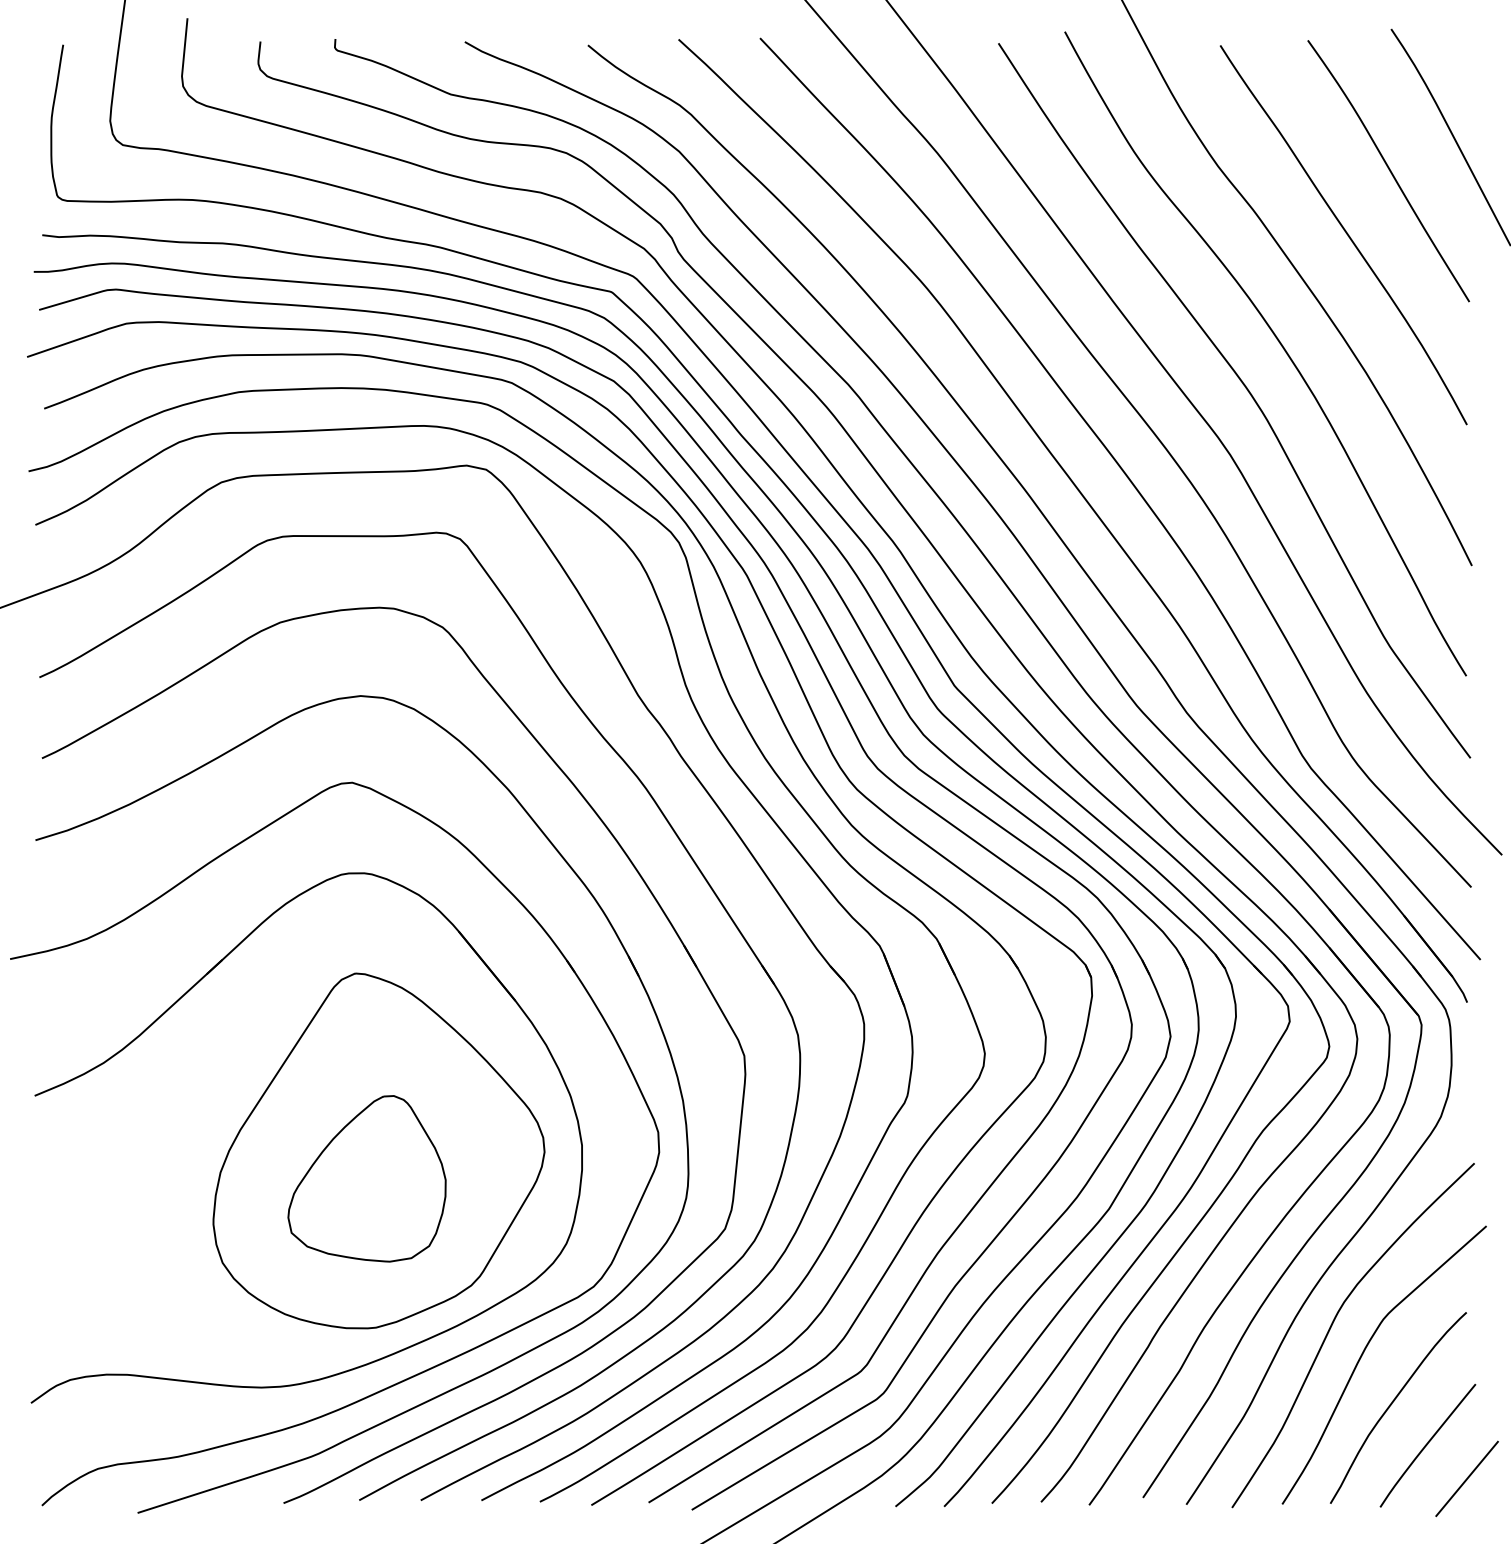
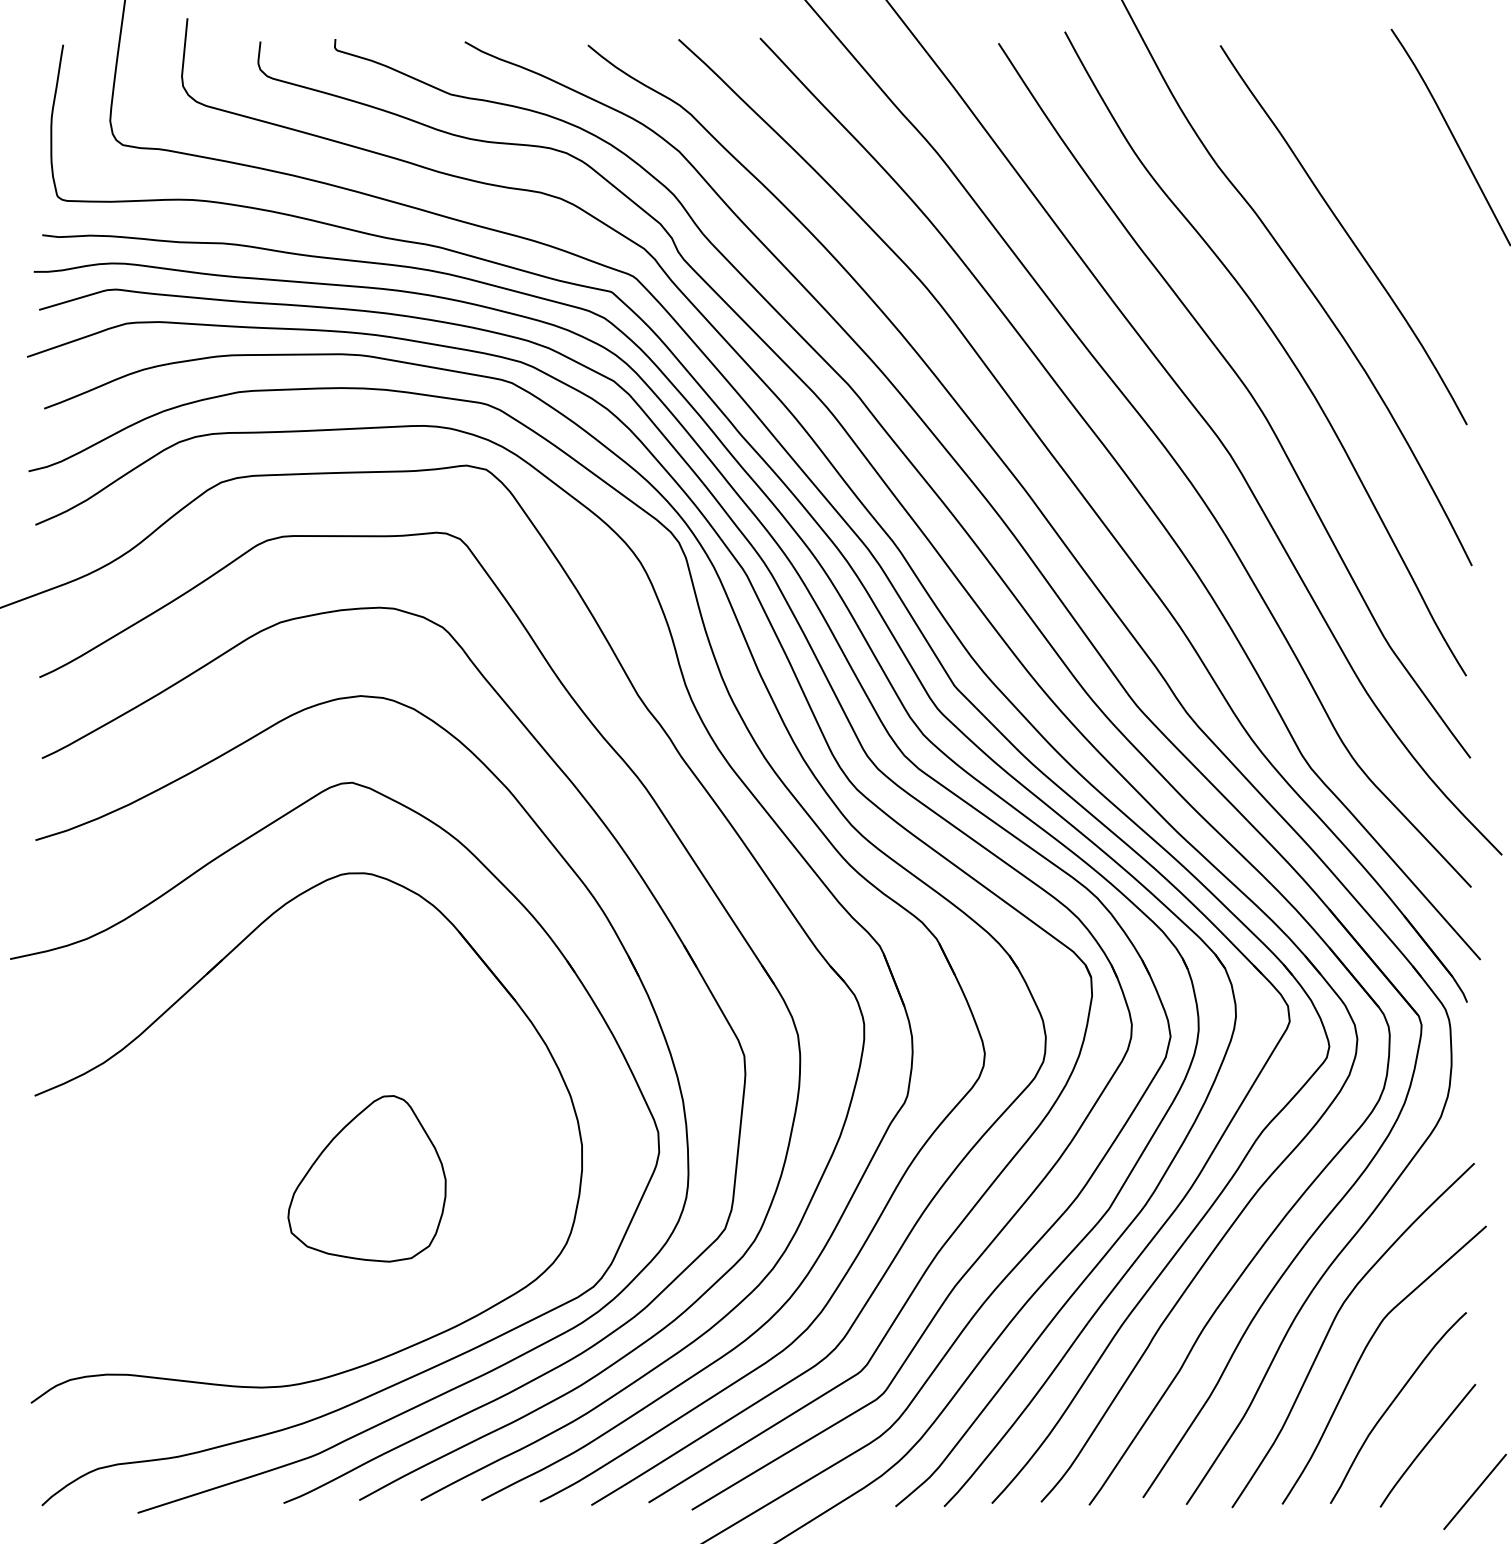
curve: present -> none (1389, 171)
part: present -> none (378, 1150)
line position: (1466, 1478) -> (1474, 1491) (1474, 1491)
